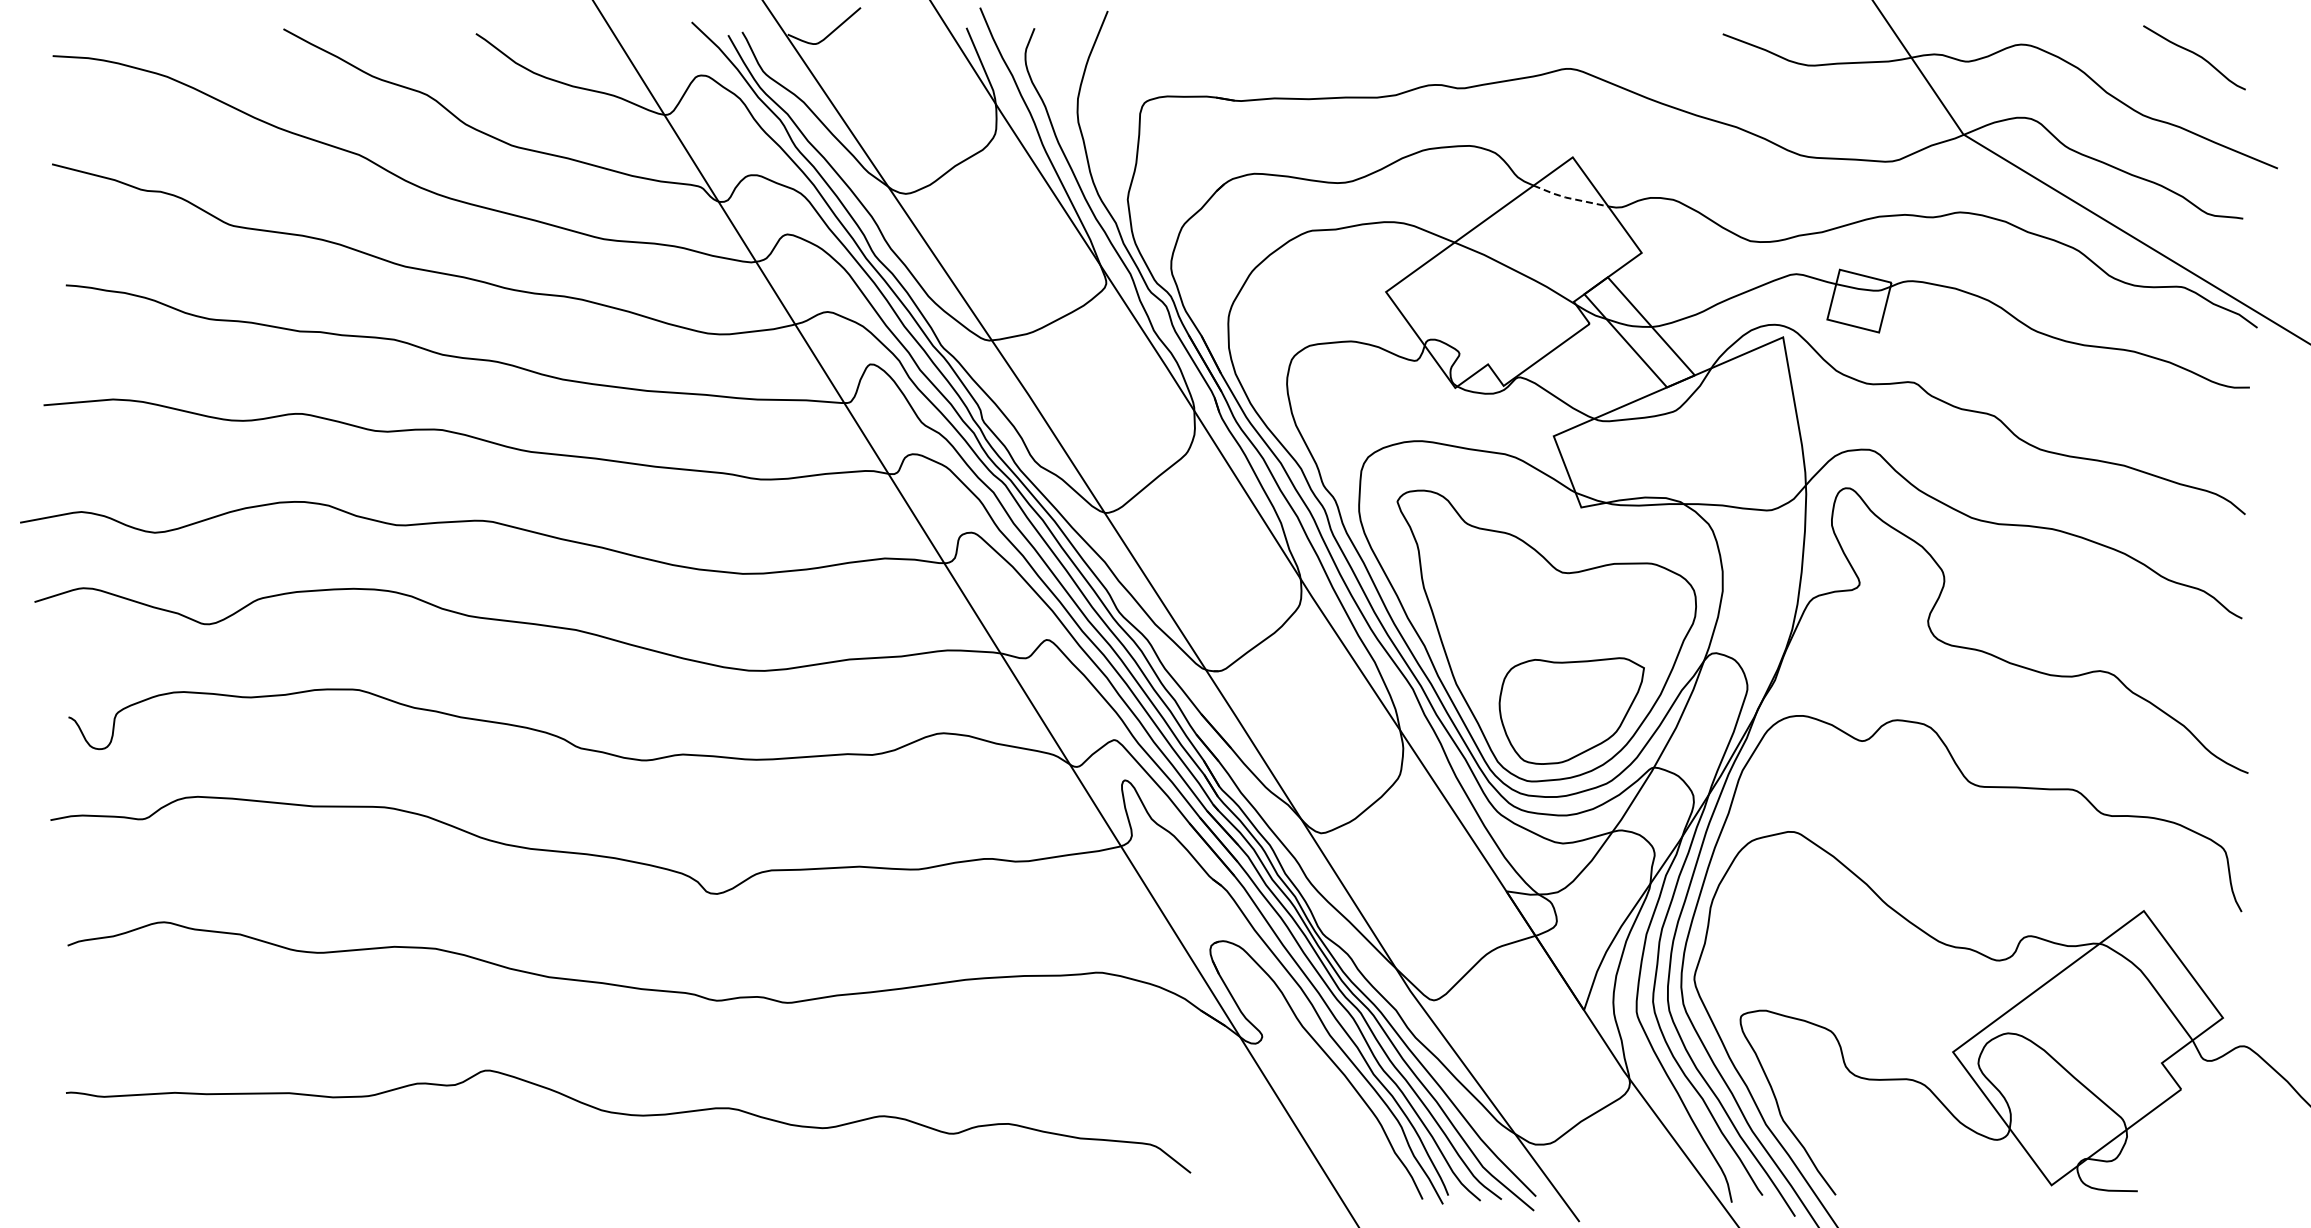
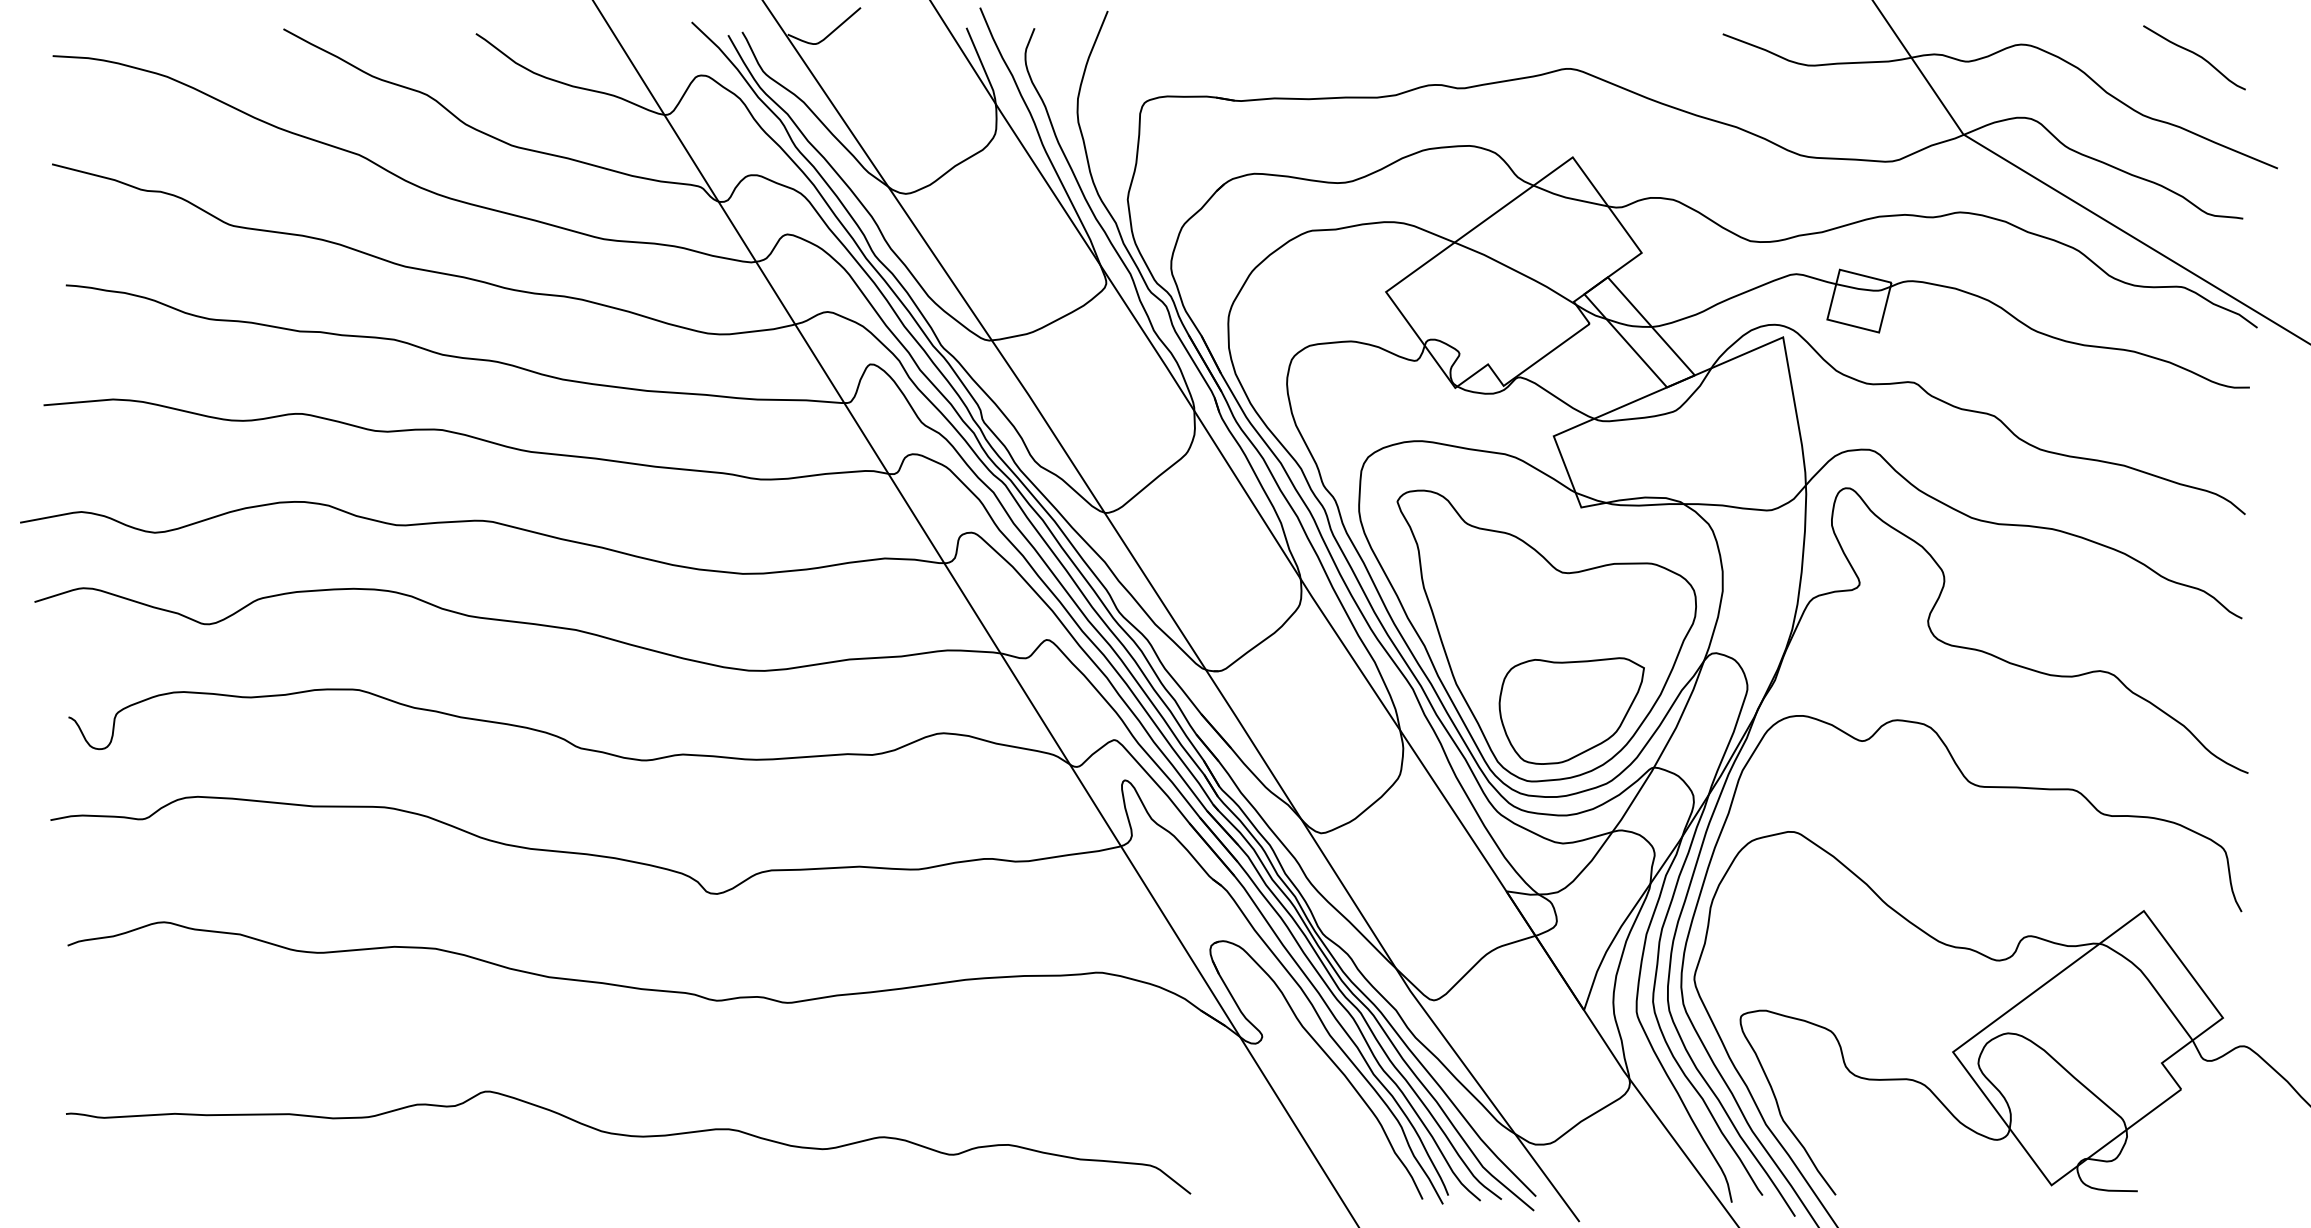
line: dashed -> solid (1569, 198)
curve position: (628, 1115) -> (628, 1136) (628, 1136)
